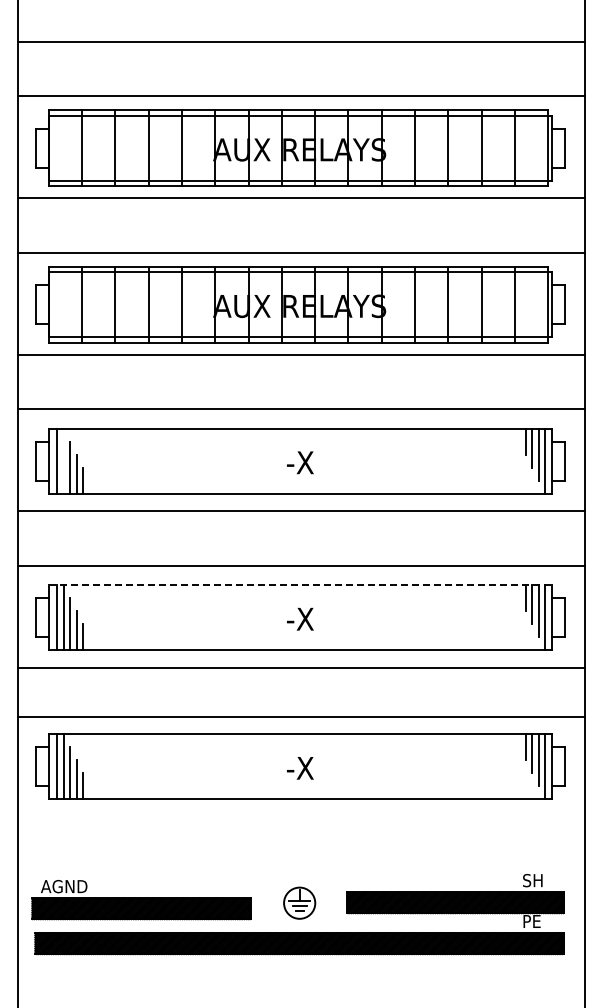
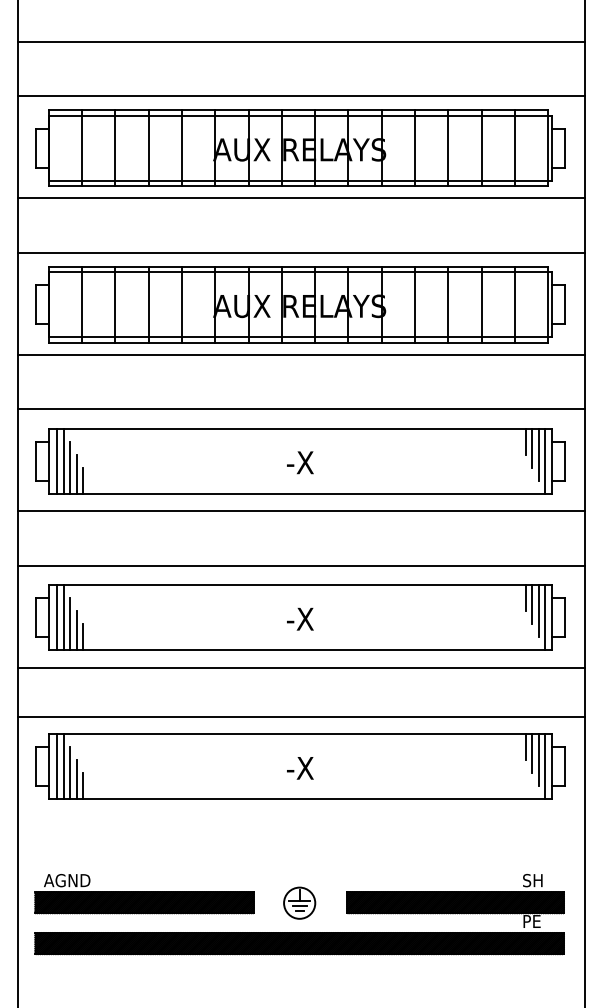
line: none -> present (63, 460)
line: dashed -> solid (300, 585)
part position: (141, 900) -> (144, 894) (144, 894)
